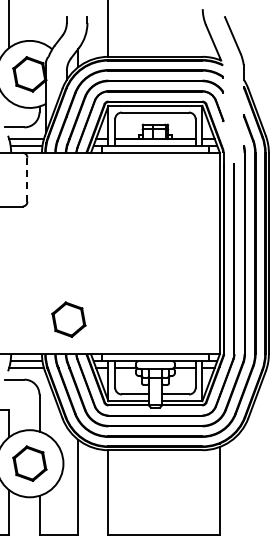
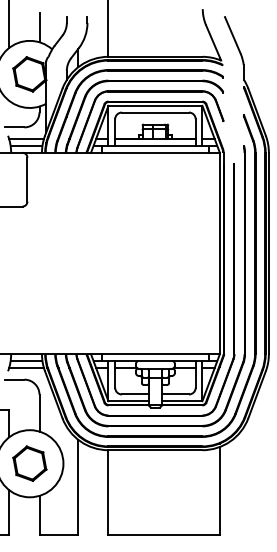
line: none -> present (39, 27)
line: dashed -> solid (27, 180)
part: present -> none (68, 319)
